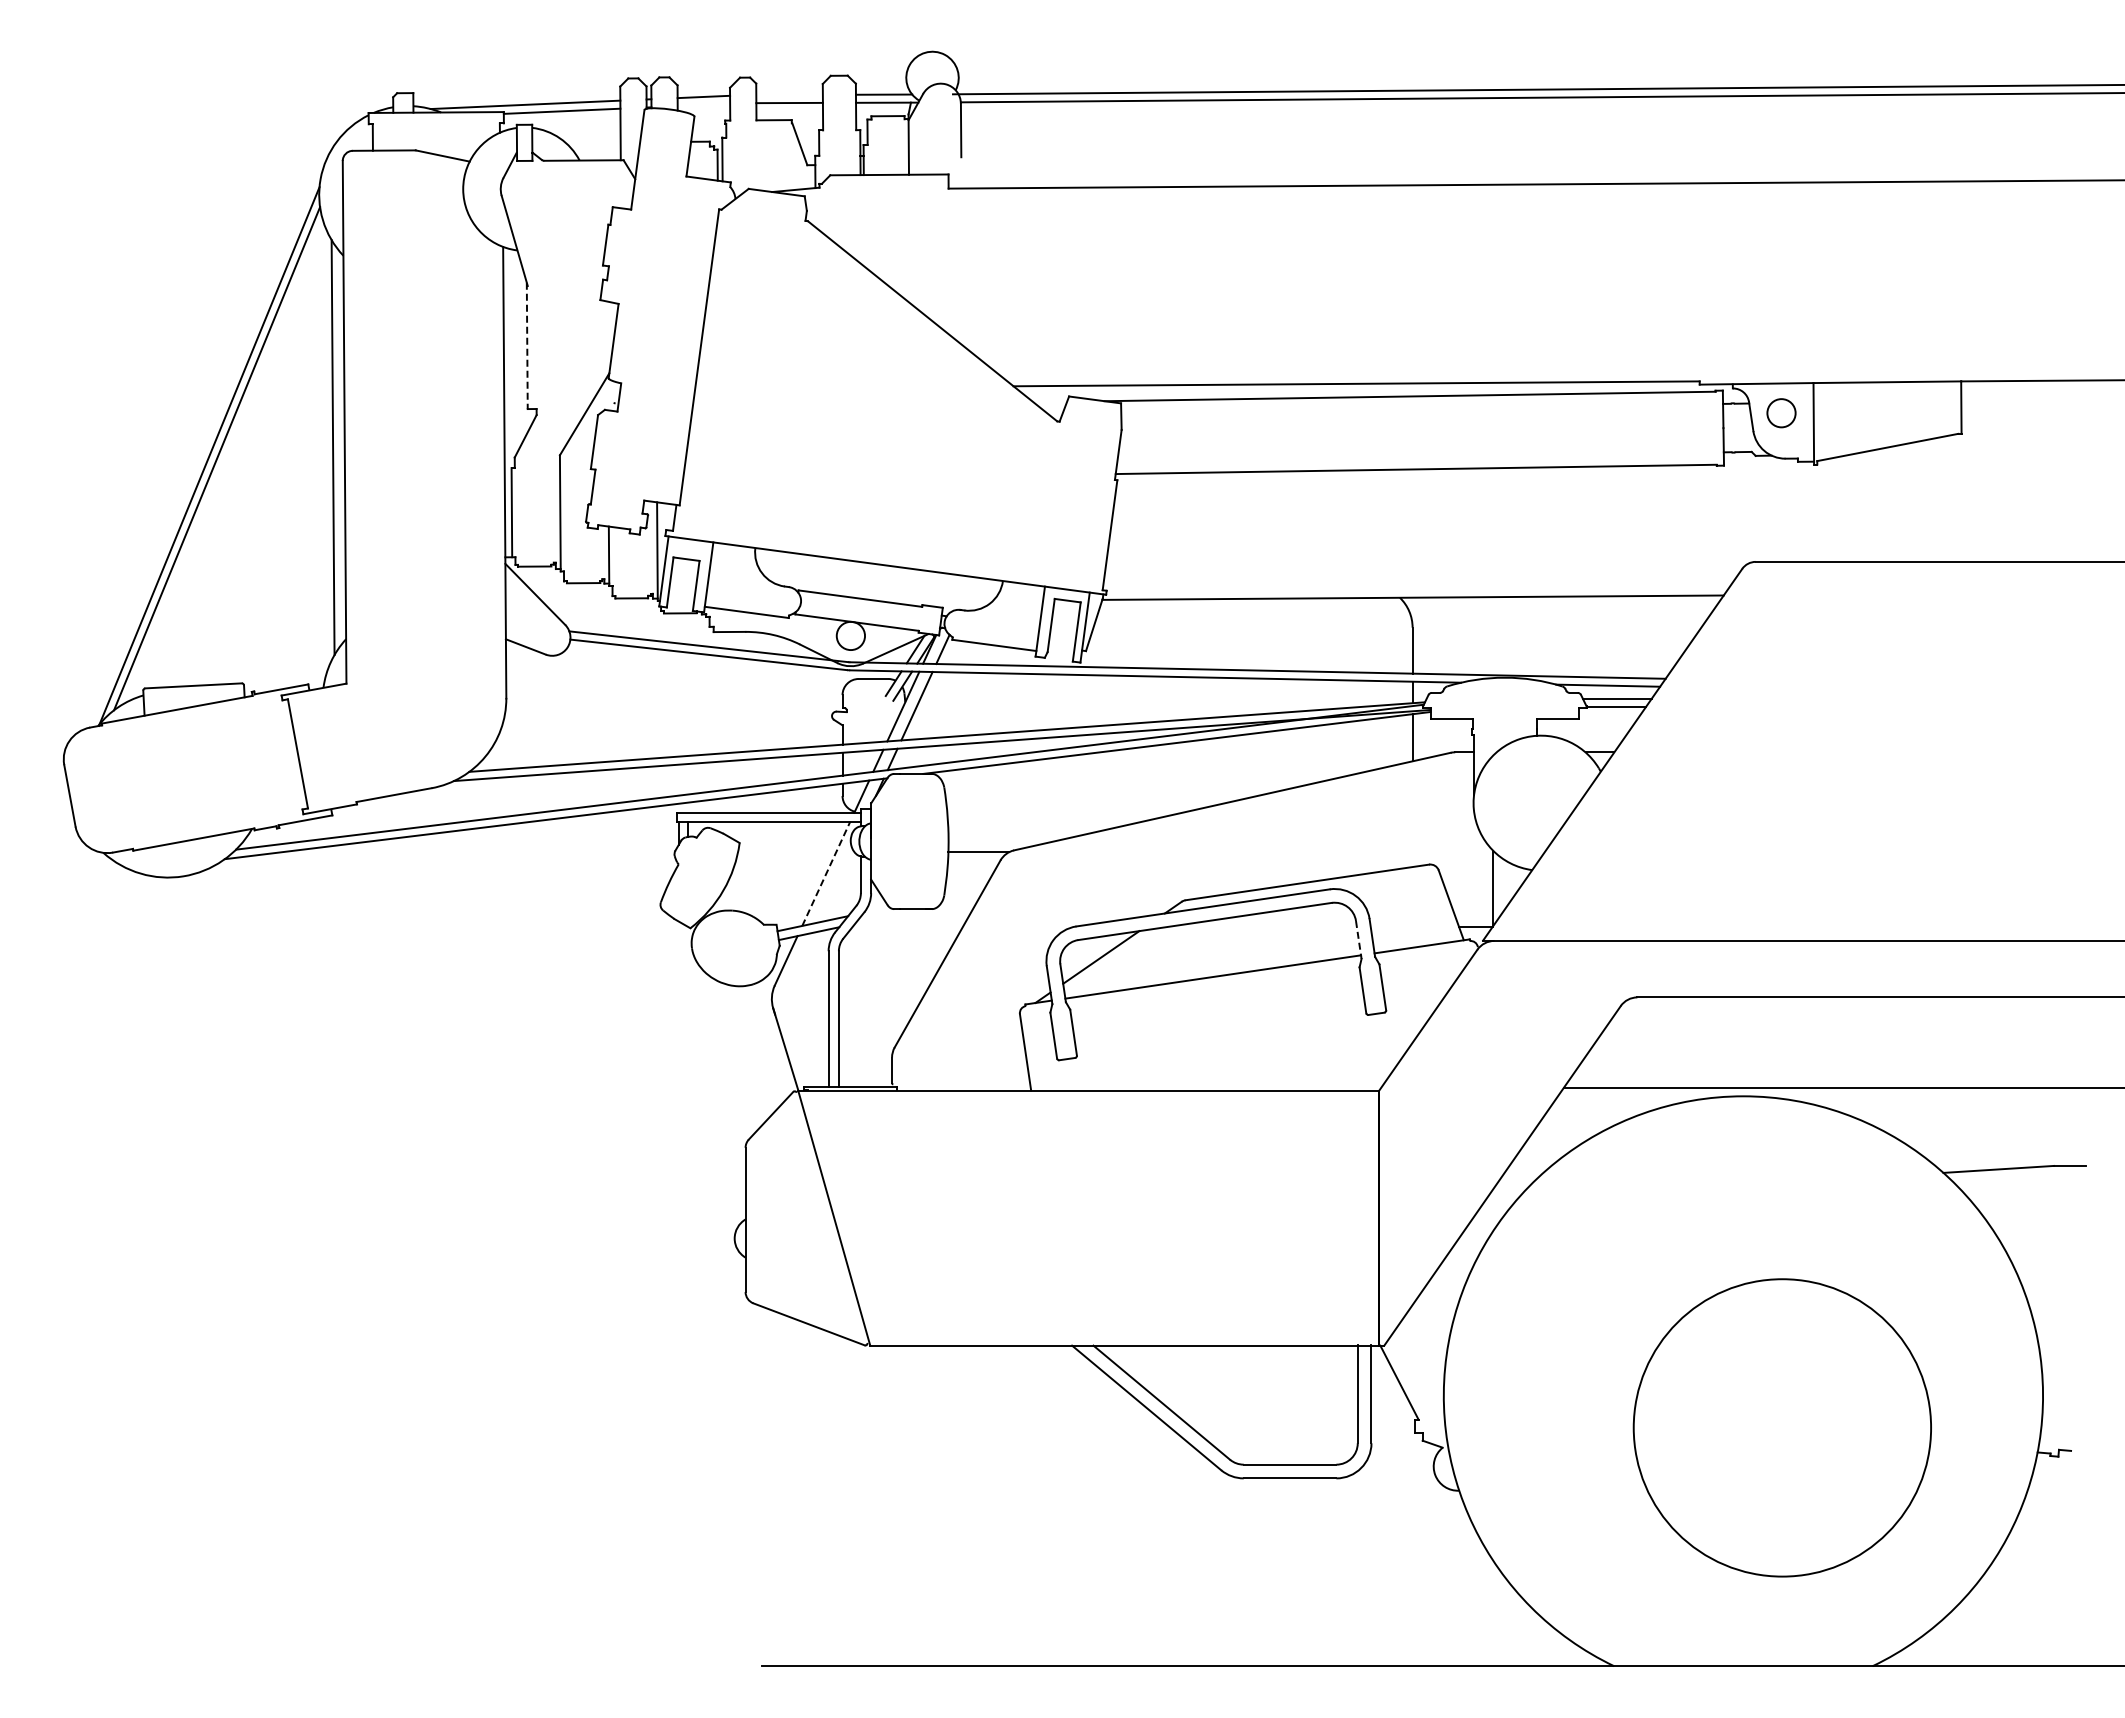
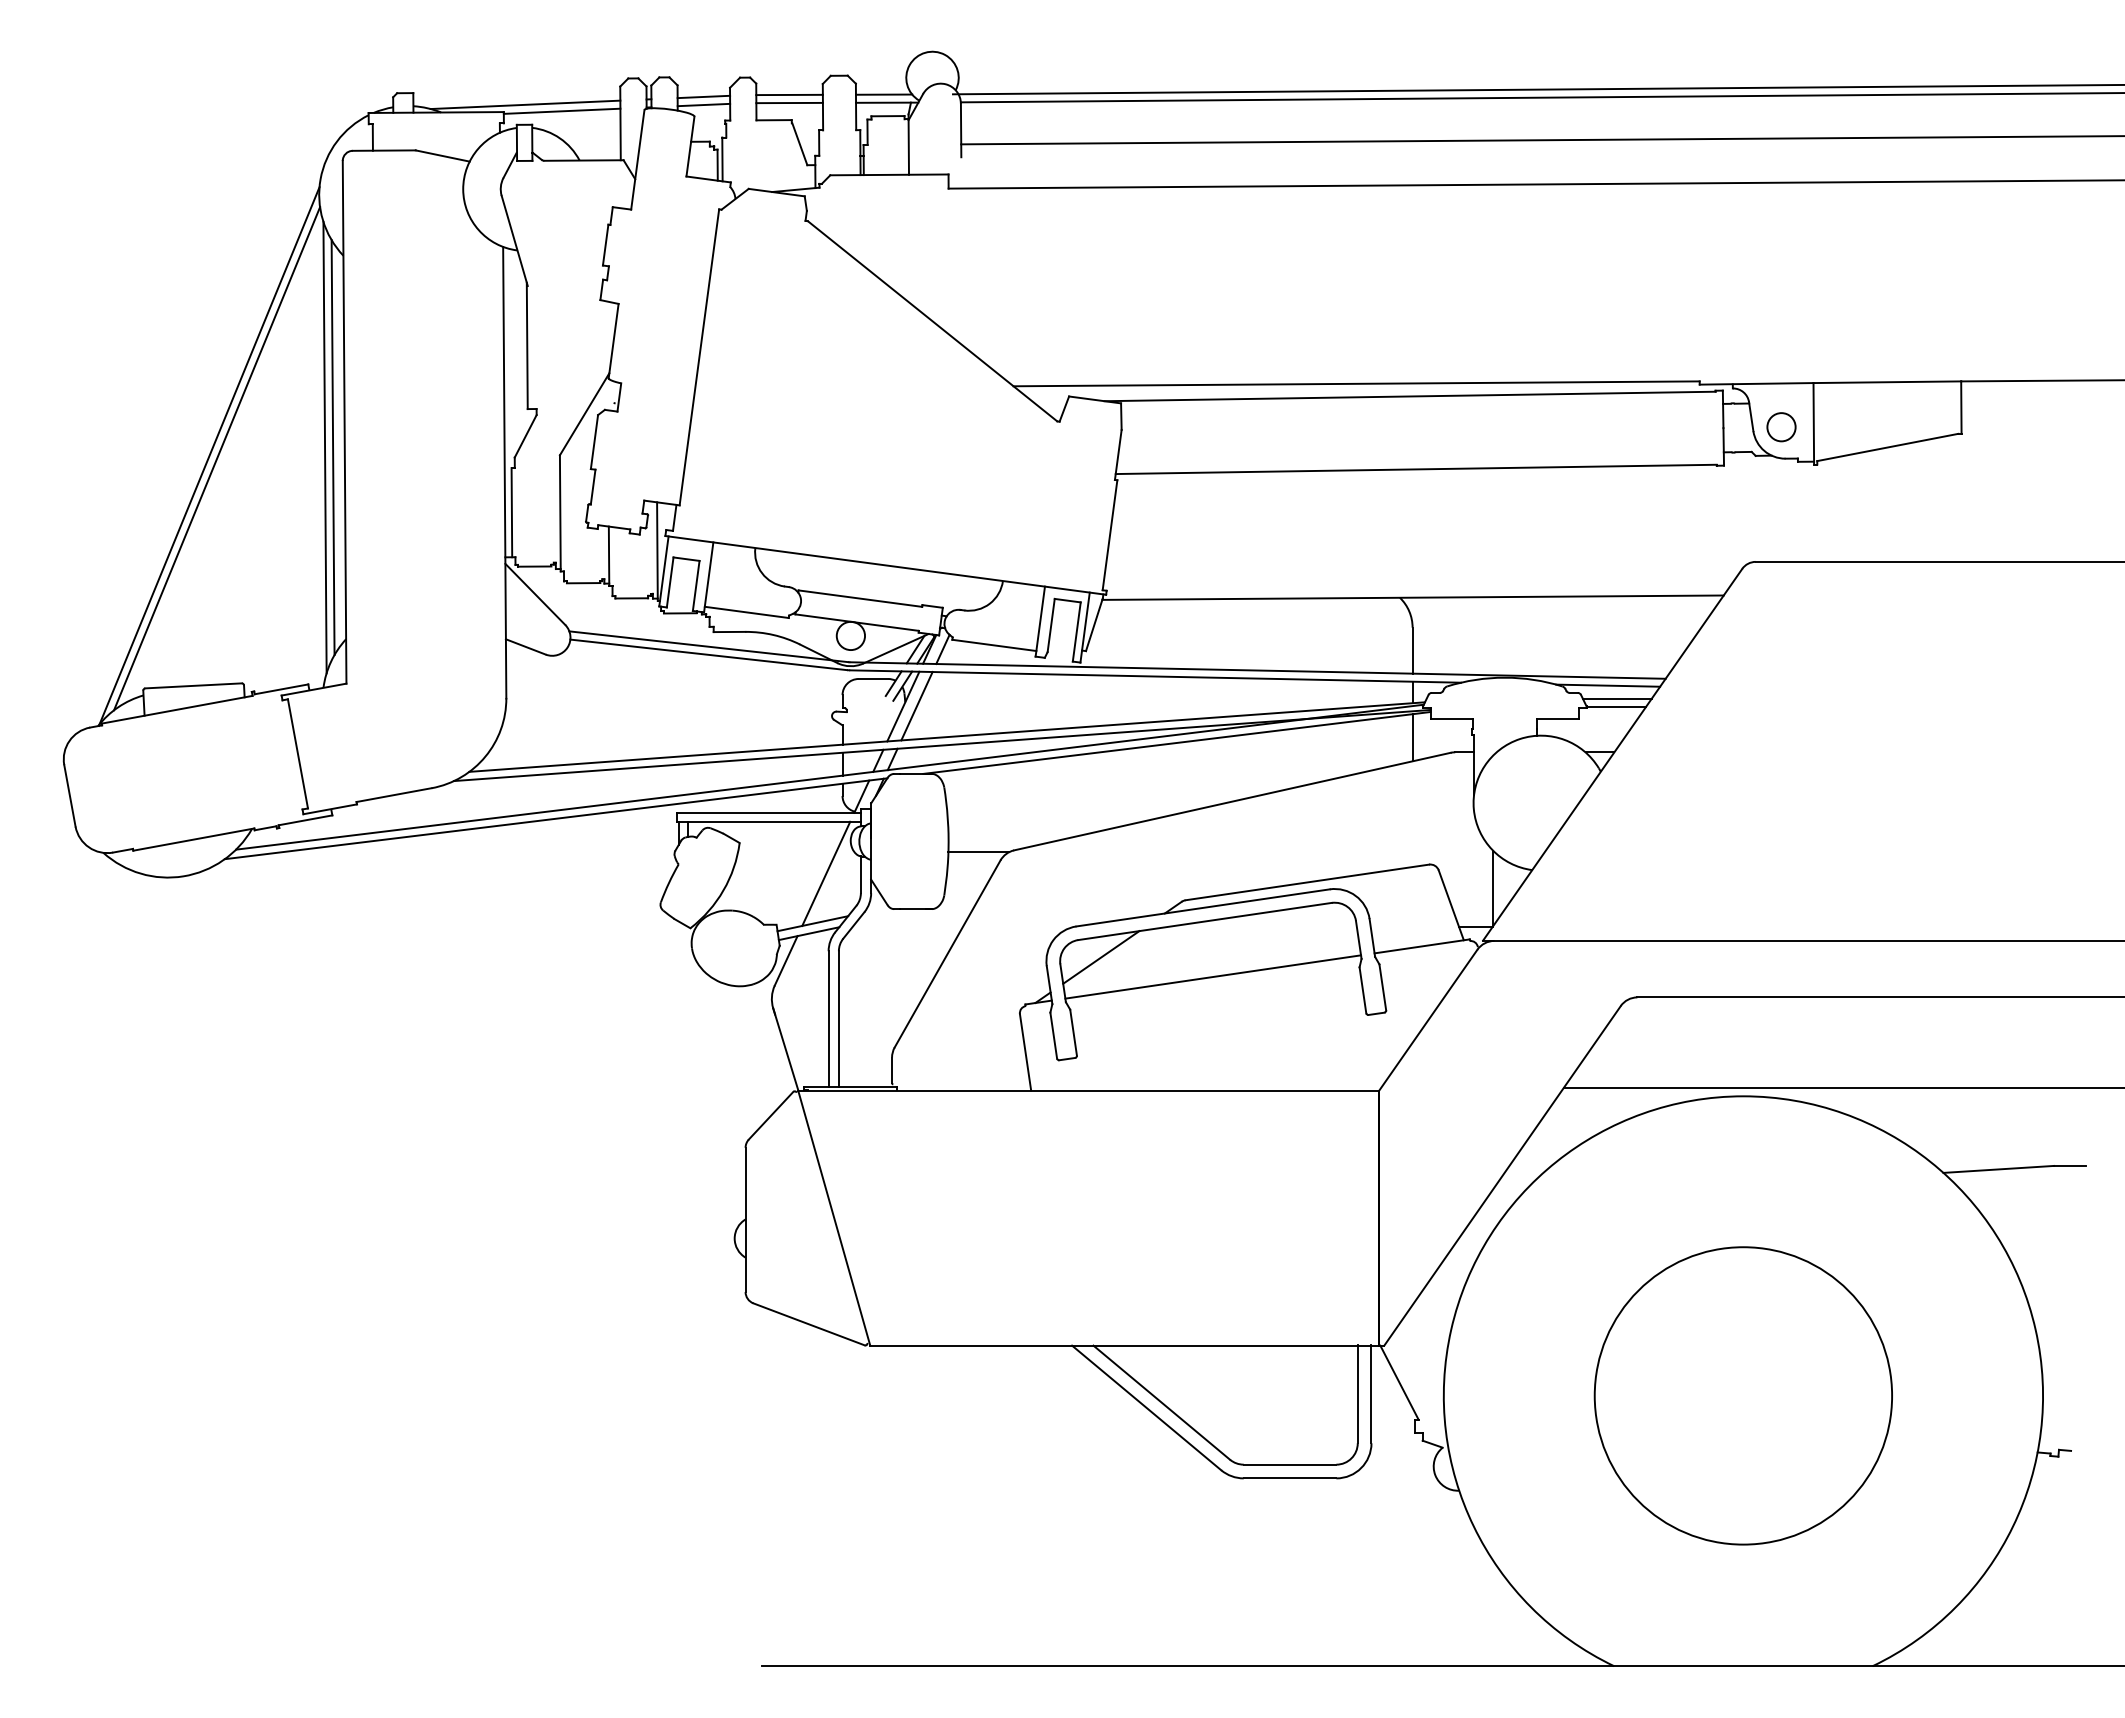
line: none -> present (789, 94)
line: none -> present (703, 104)
line: none -> present (1541, 140)
line: dashed -> solid (527, 346)
circle position: (1781, 413) -> (1781, 427) (1781, 427)
line: none -> present (324, 447)
line: dashed -> solid (826, 873)
line: dashed -> solid (1358, 940)
circle position: (1781, 1427) -> (1742, 1395) (1742, 1395)
